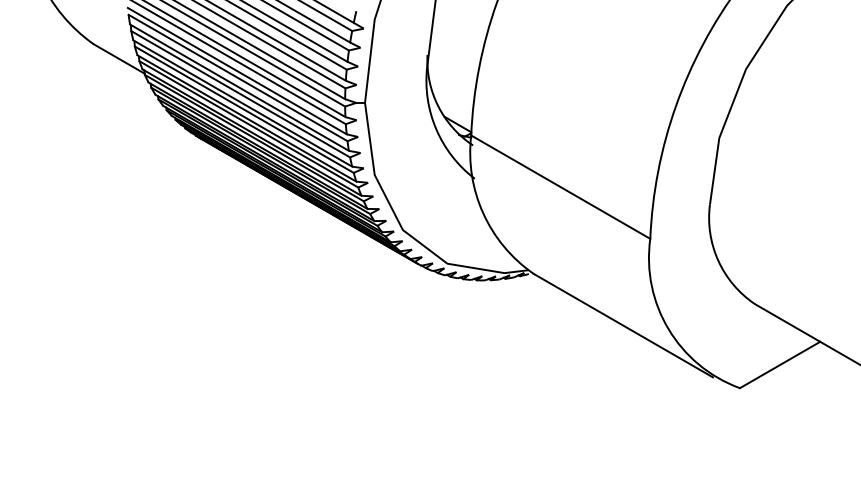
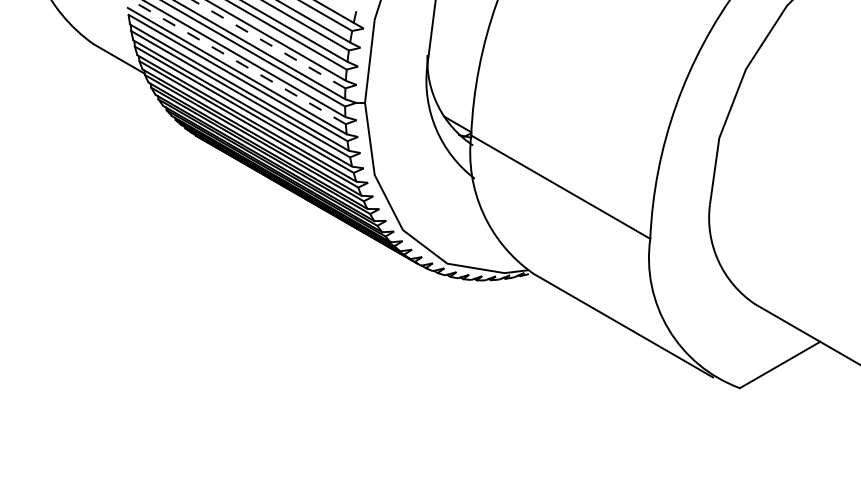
line: solid -> dashed (269, 44)
line: solid -> dashed (238, 62)
